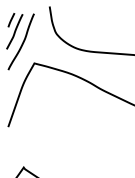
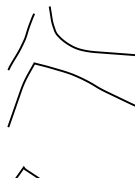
part: present -> none (14, 31)
